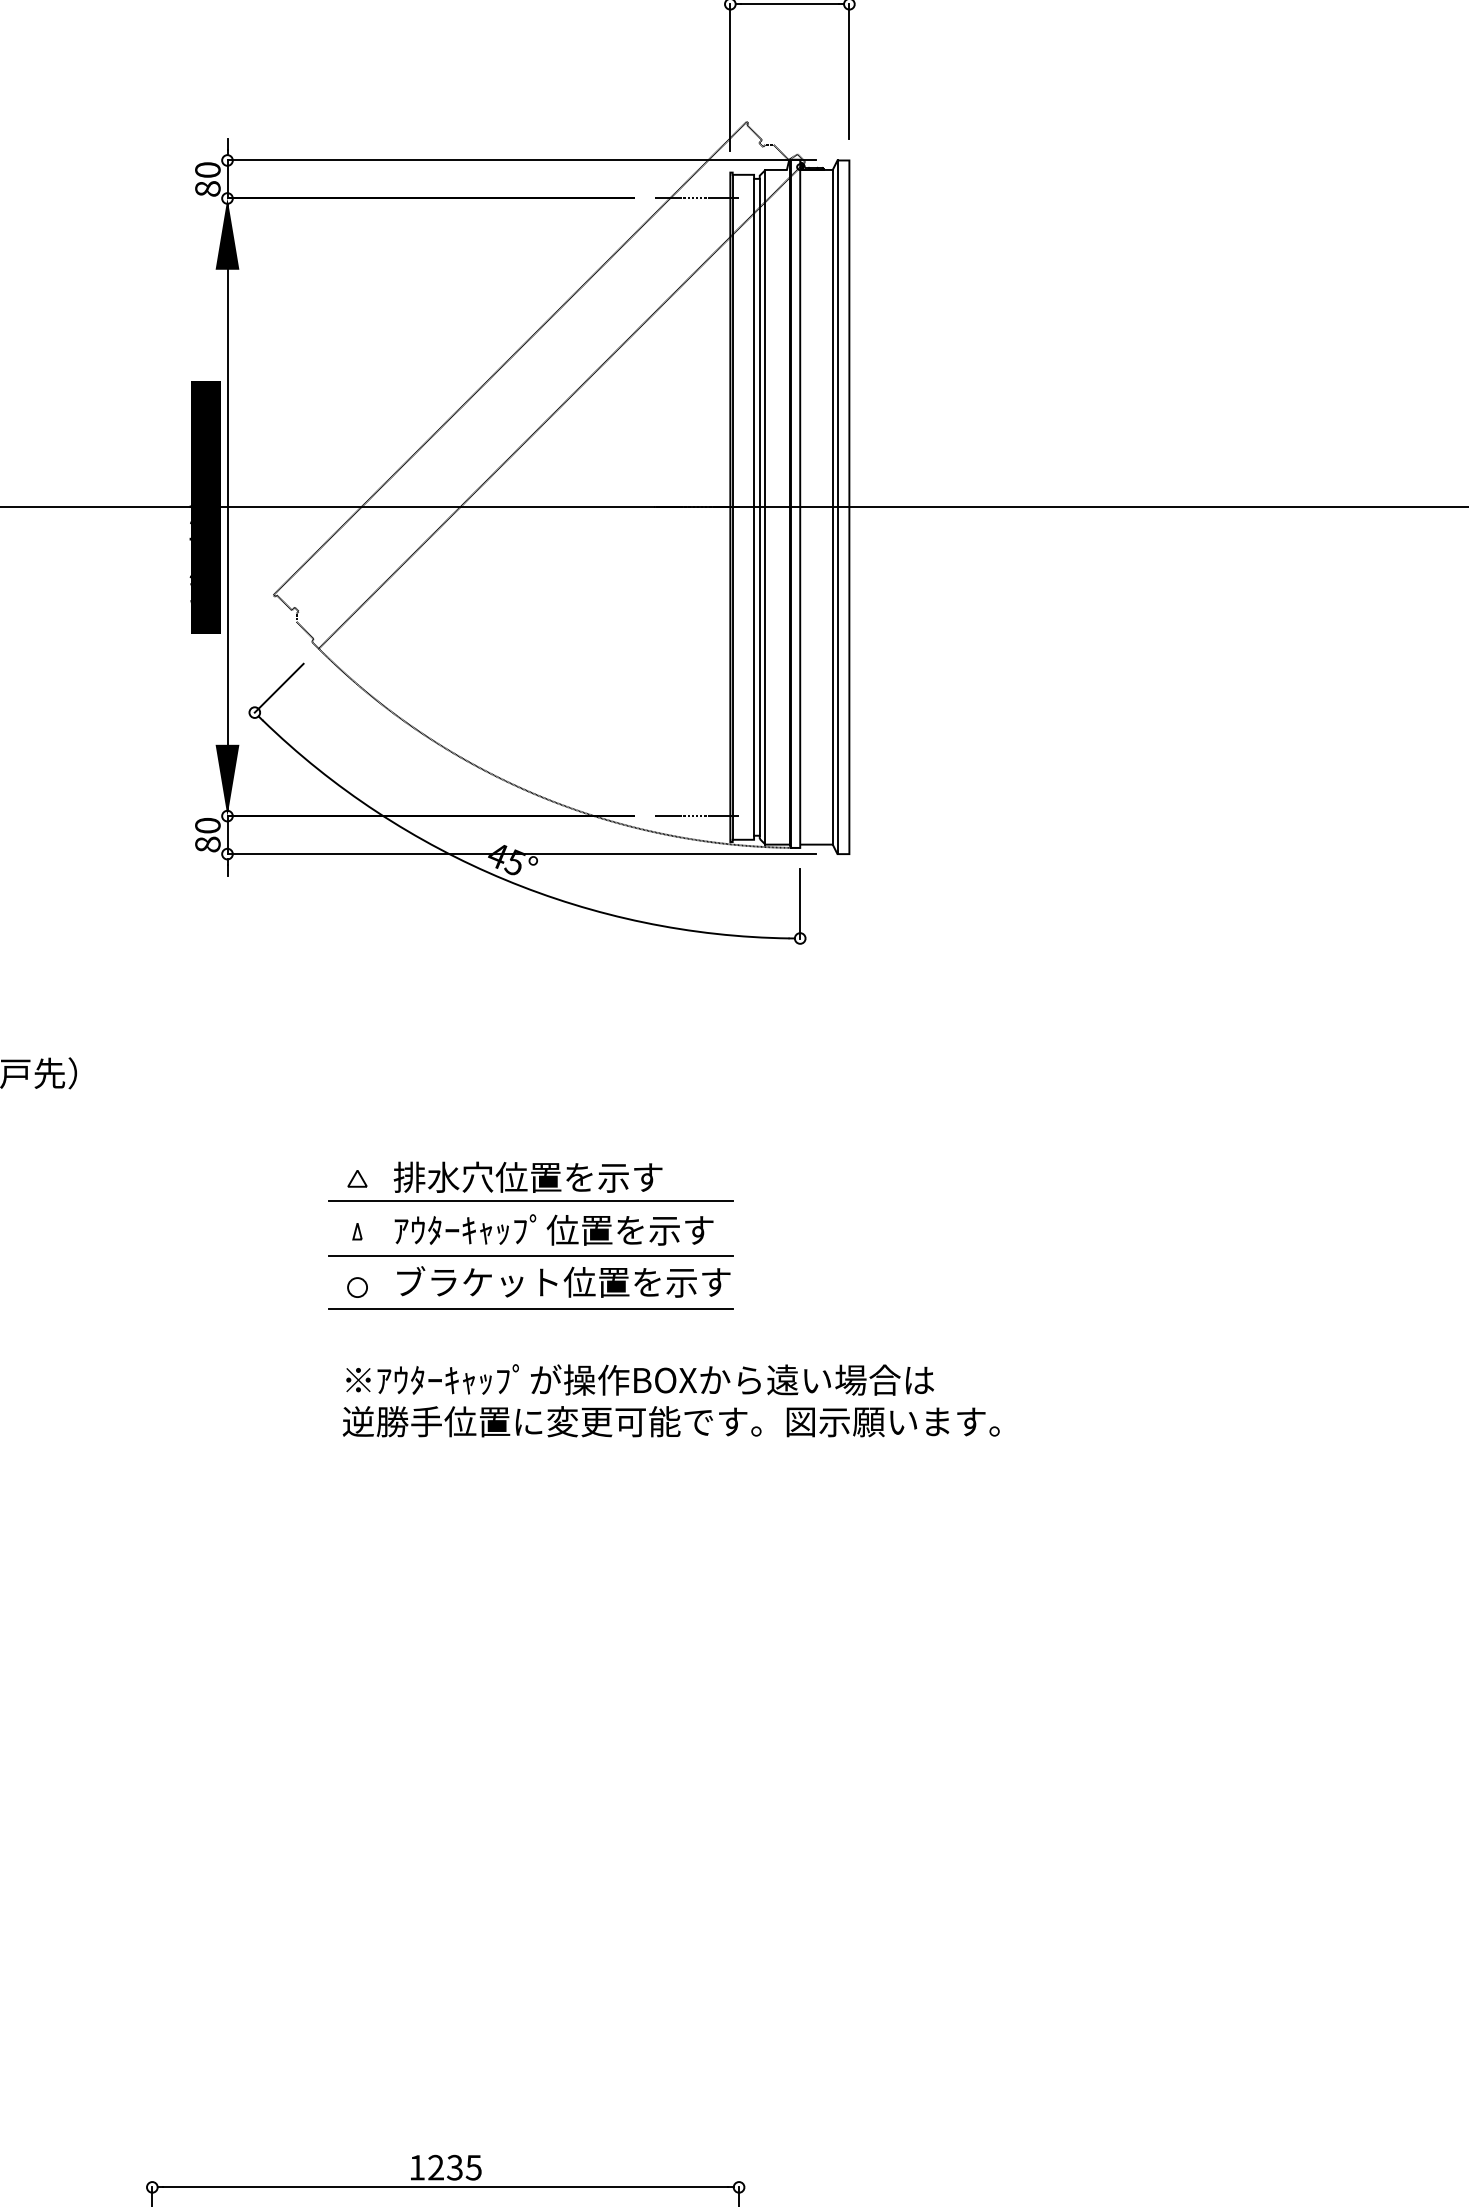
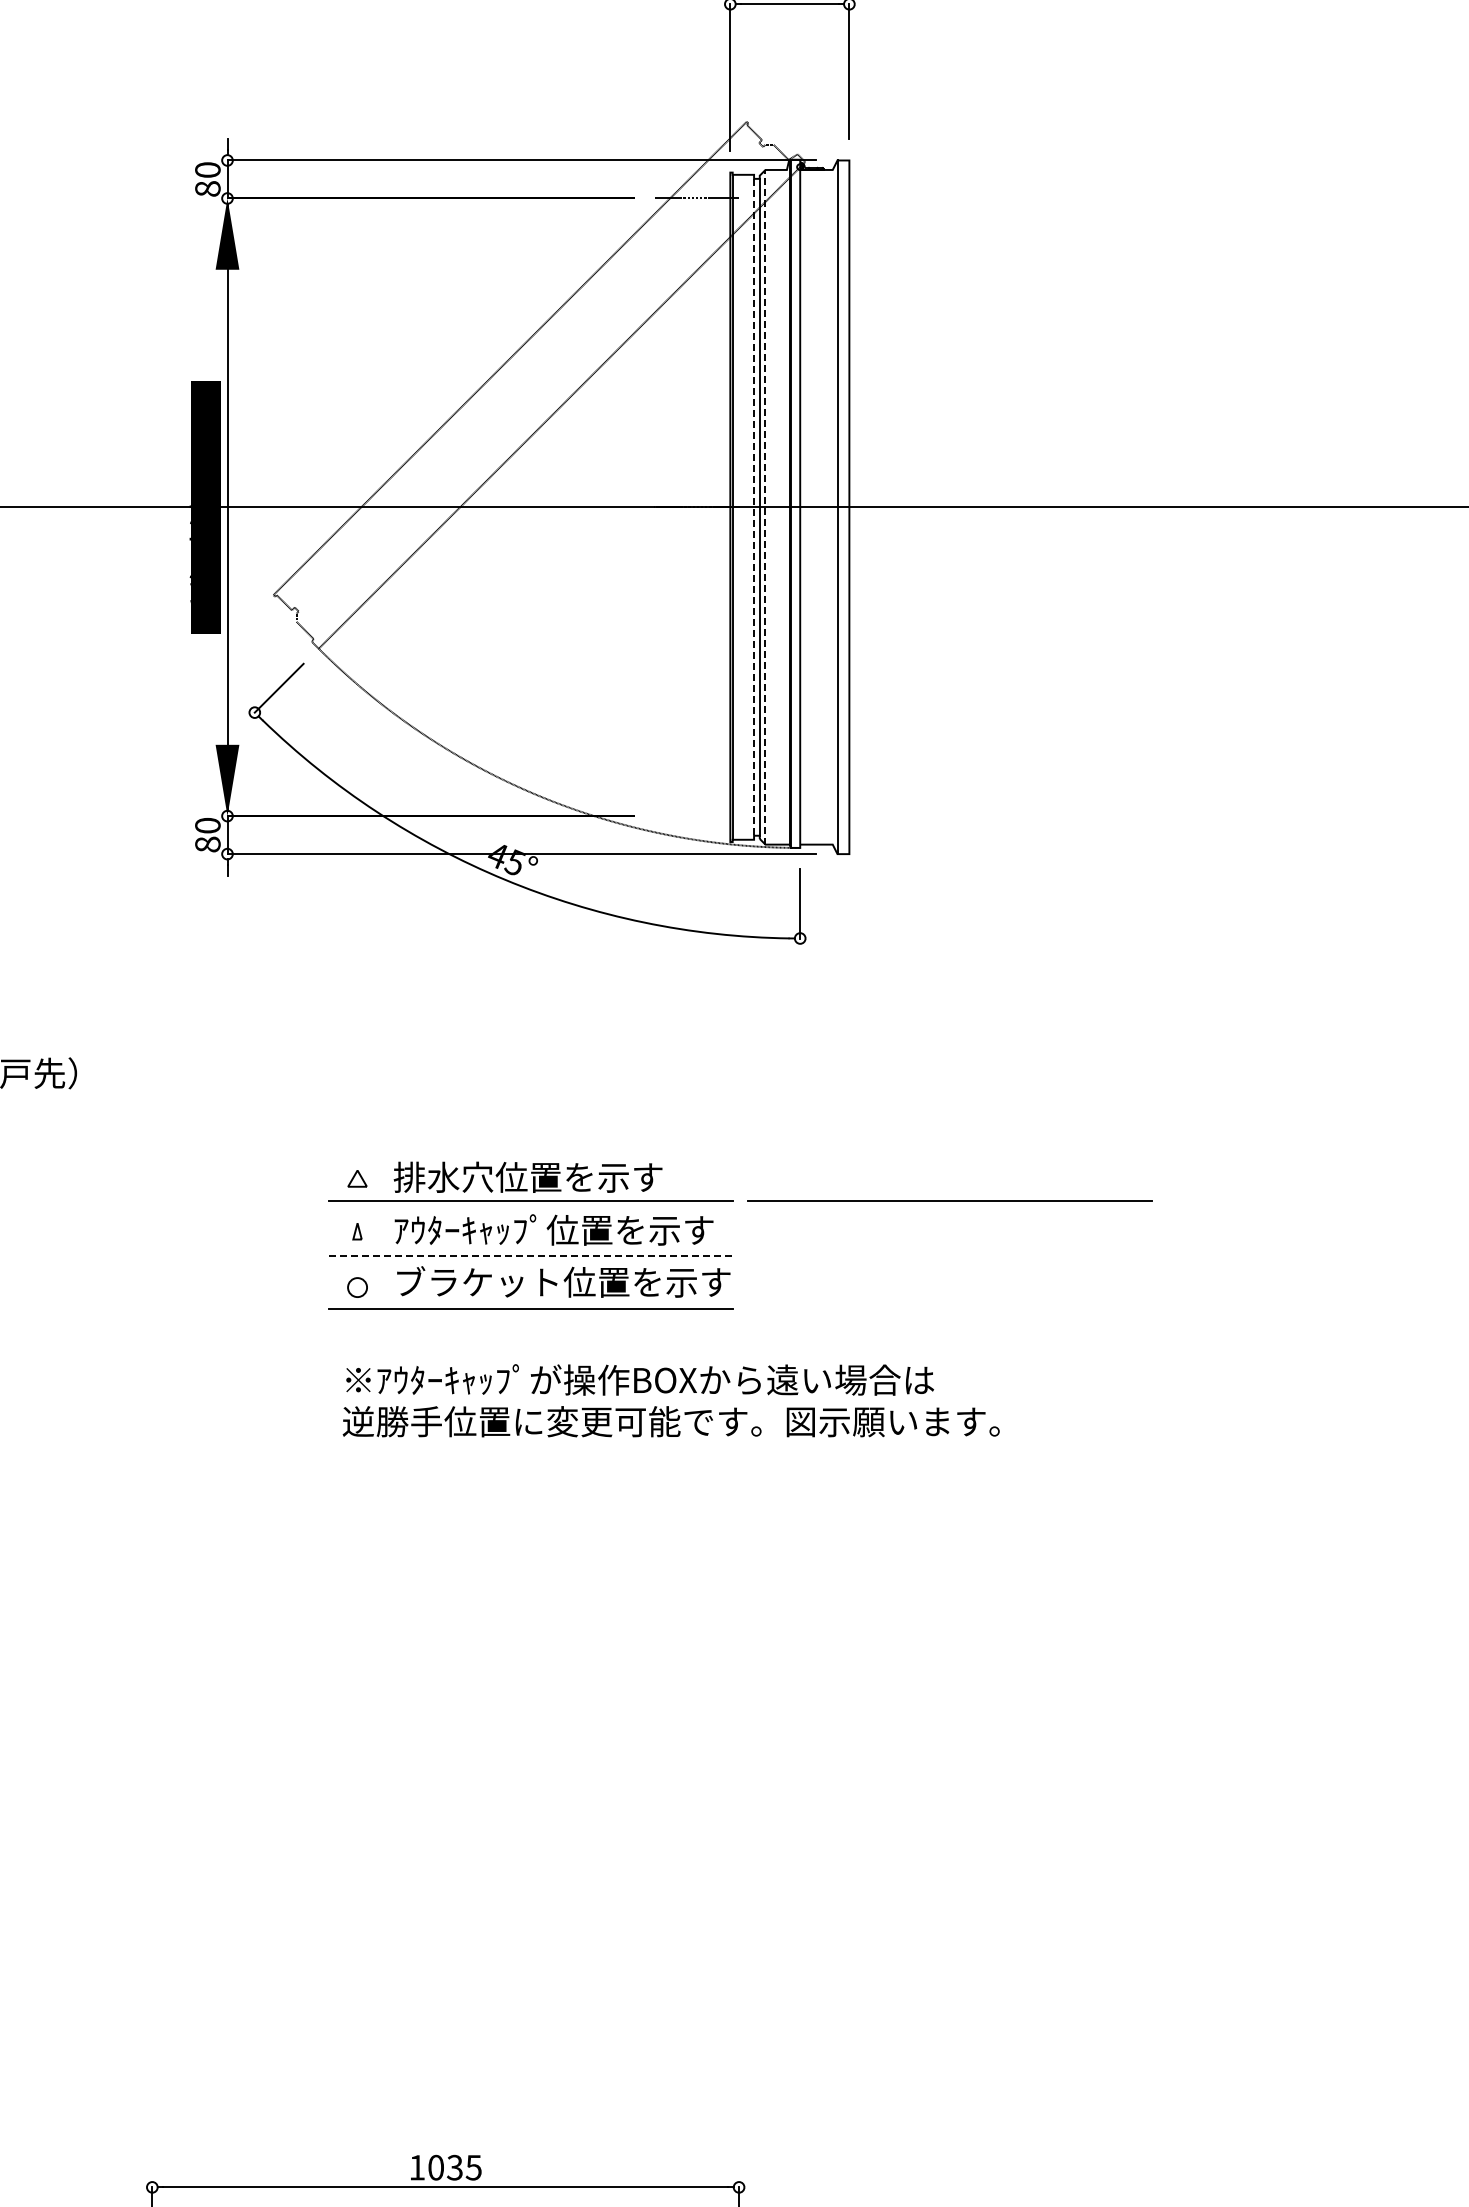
line: solid -> dashed (765, 506)
line: present -> none (832, 506)
line: solid -> dashed (754, 507)
line: present -> none (697, 816)
line: none -> present (949, 1200)
line: solid -> dashed (531, 1256)
text: 1235 -> 1035 (435, 2167)
